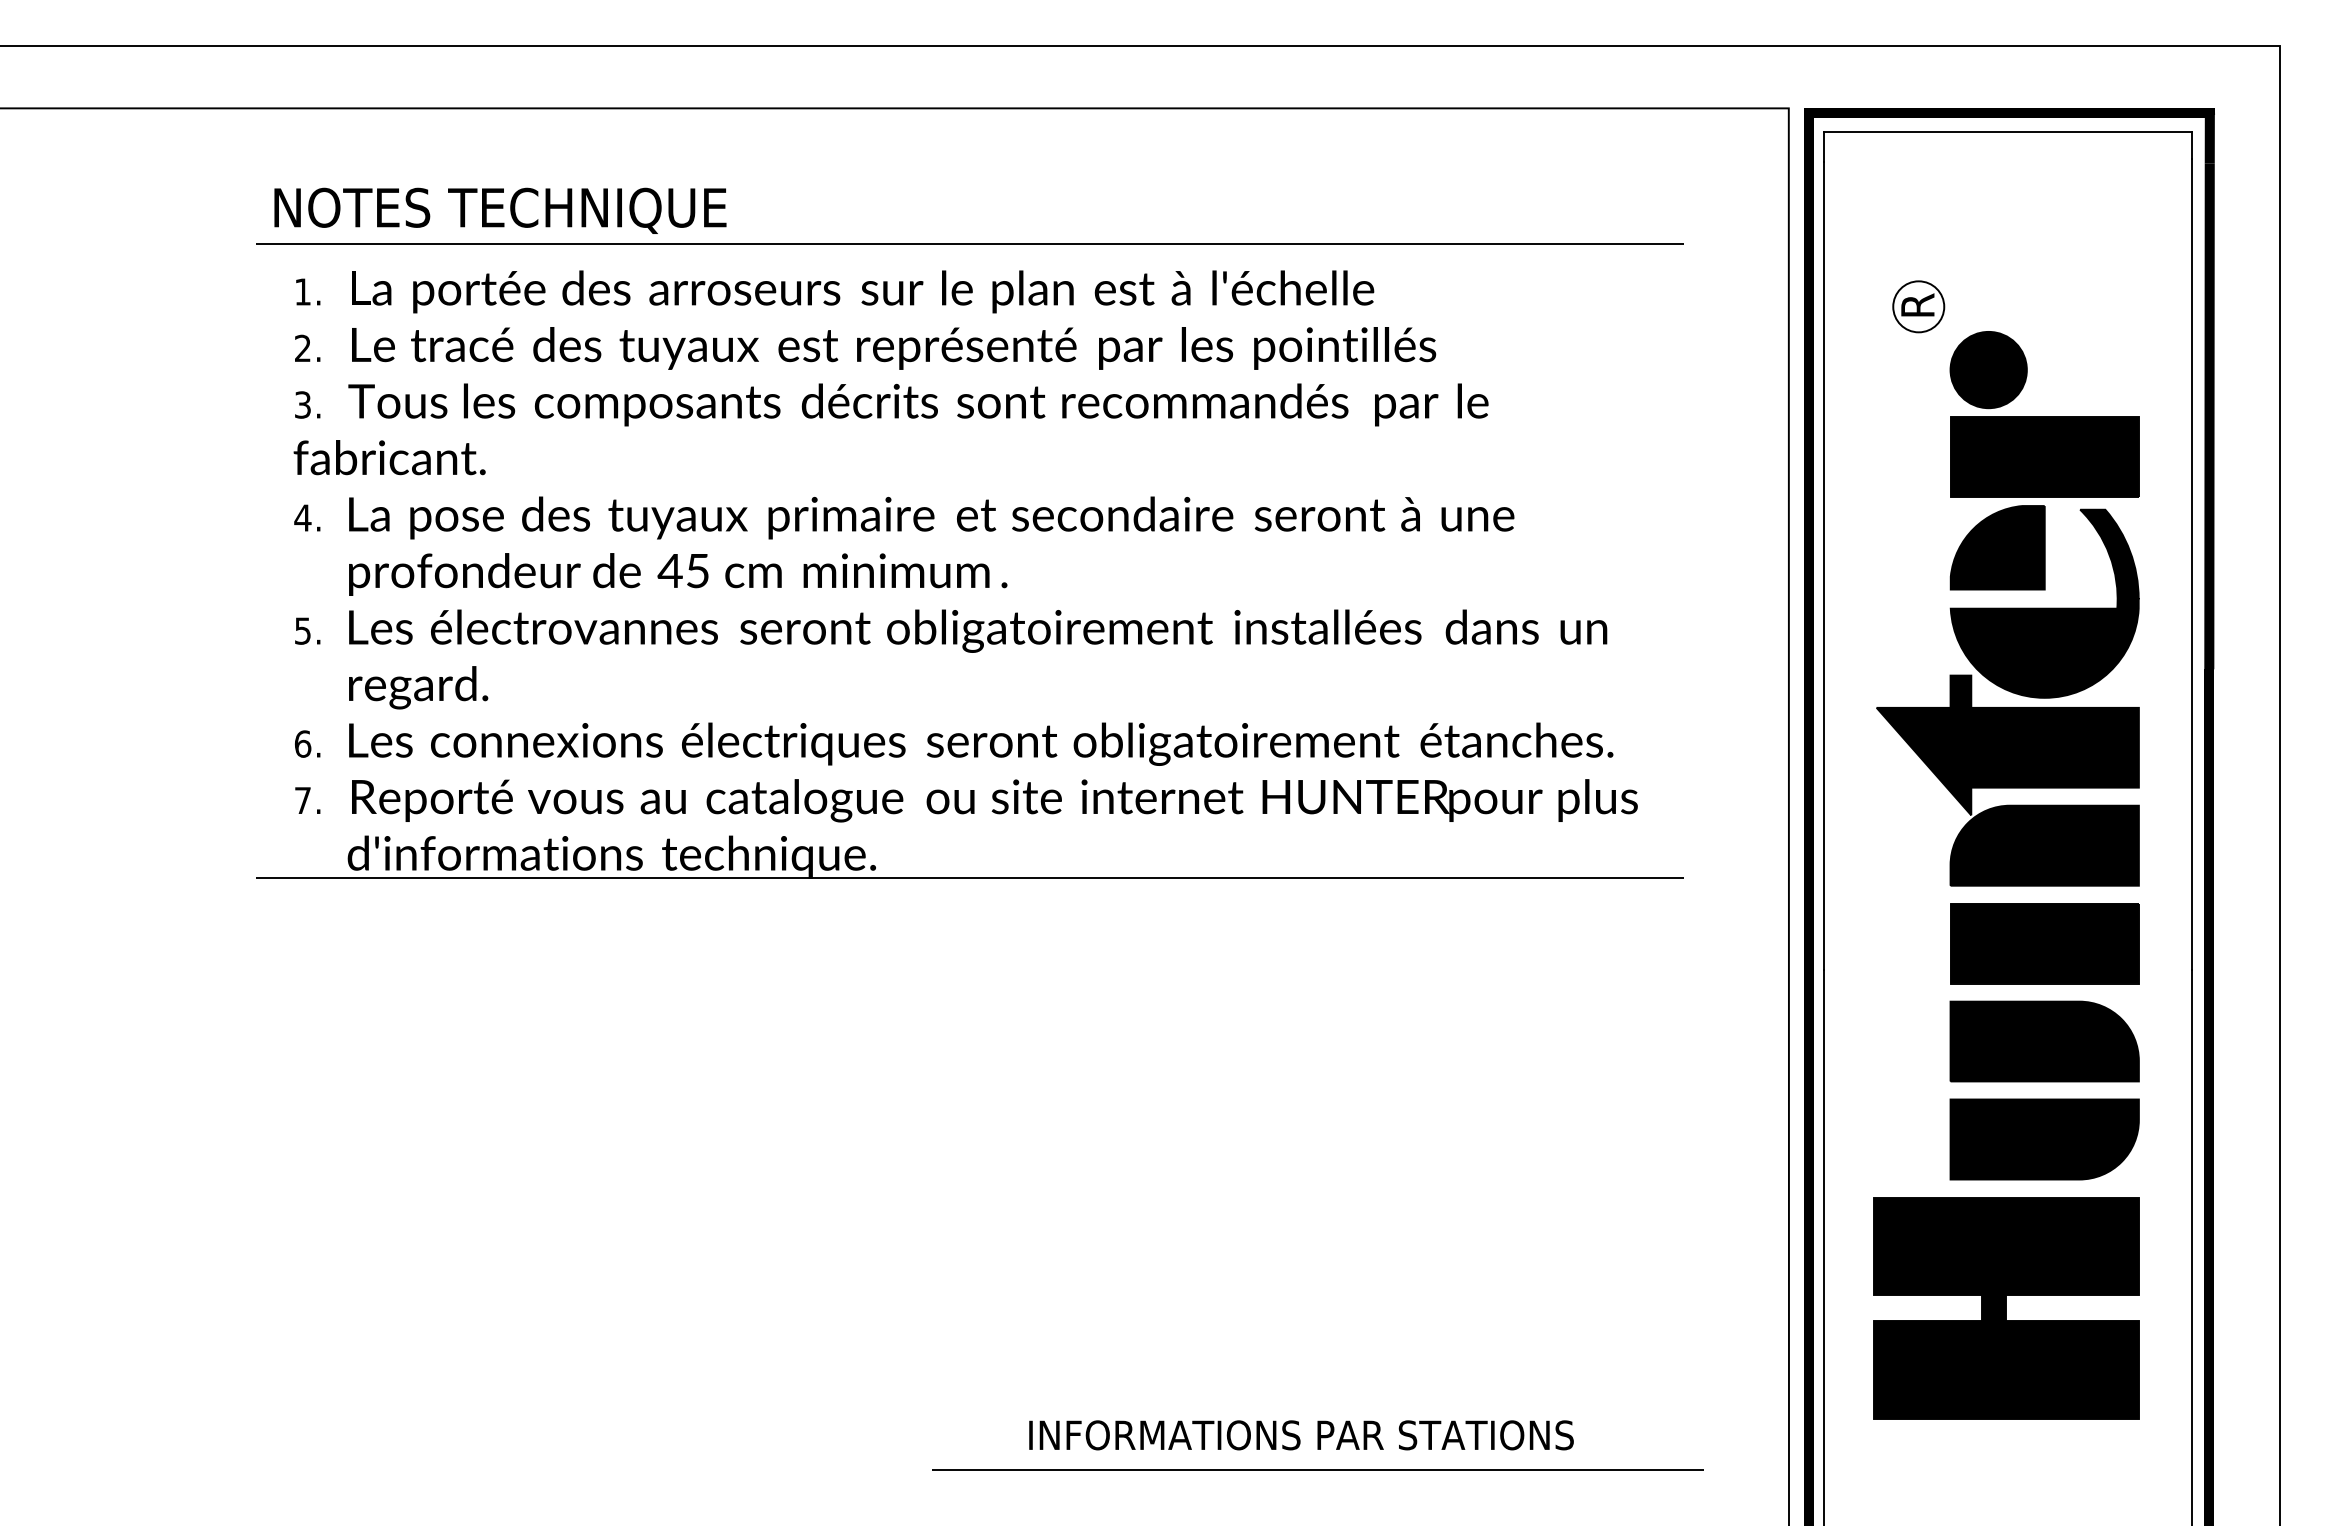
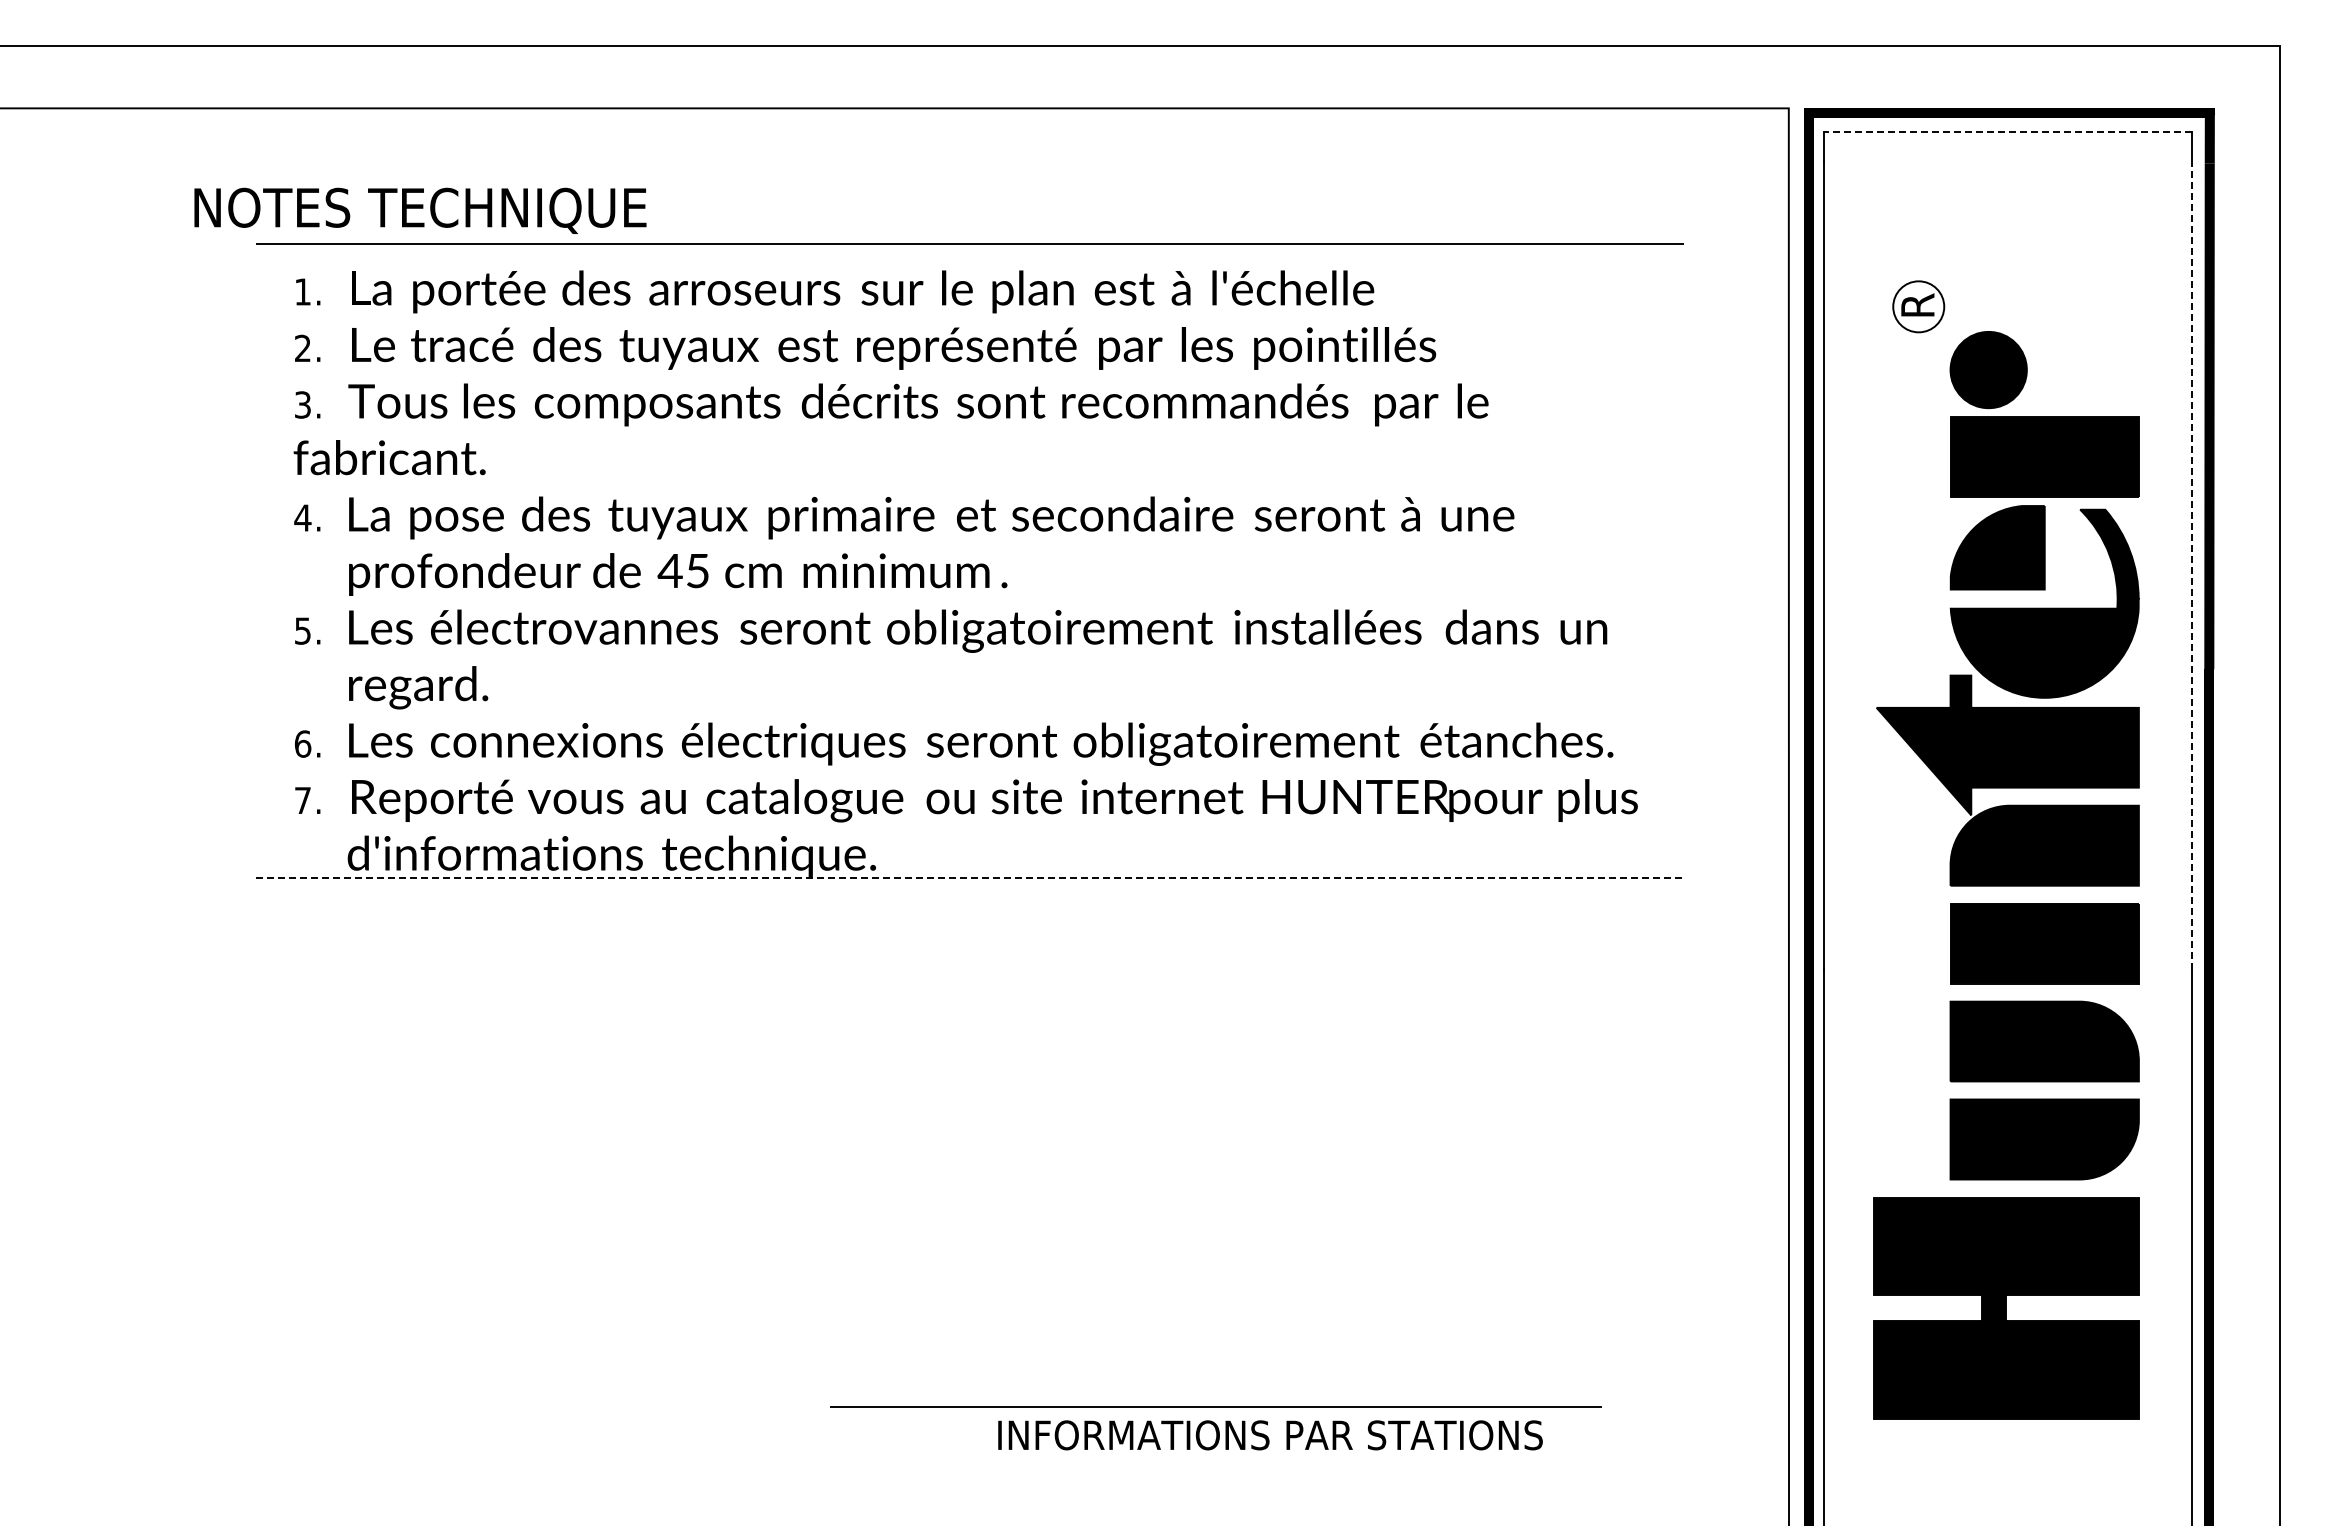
line: solid -> dashed (2008, 132)
text position: (500, 210) -> (420, 210) (420, 210)
line: solid -> dashed (2192, 563)
line: solid -> dashed (969, 878)
text position: (1301, 1435) -> (1270, 1435) (1270, 1435)
line position: (1317, 1469) -> (1215, 1406) (1215, 1406)
